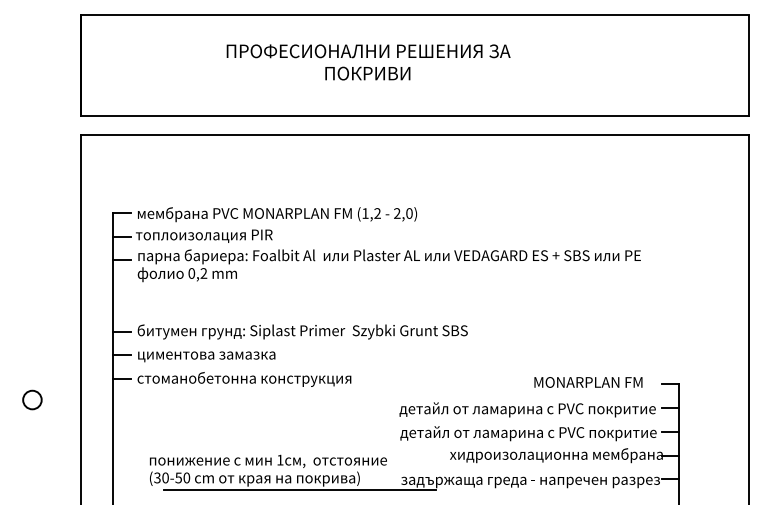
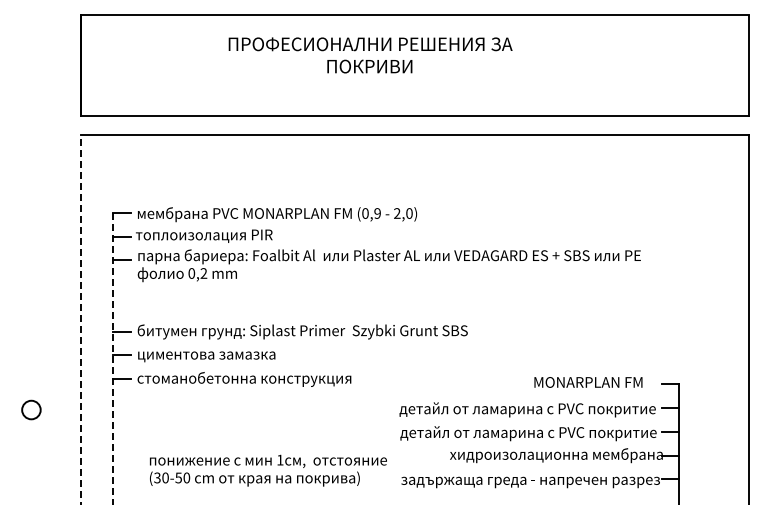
text position: (368, 62) -> (370, 55) (370, 55)
text: (1,2 -> (0,9 (371, 213)
line: solid -> dashed (80, 319)
line: solid -> dashed (112, 358)
circle position: (32, 399) -> (31, 409) (31, 409)
line: present -> none (299, 489)
